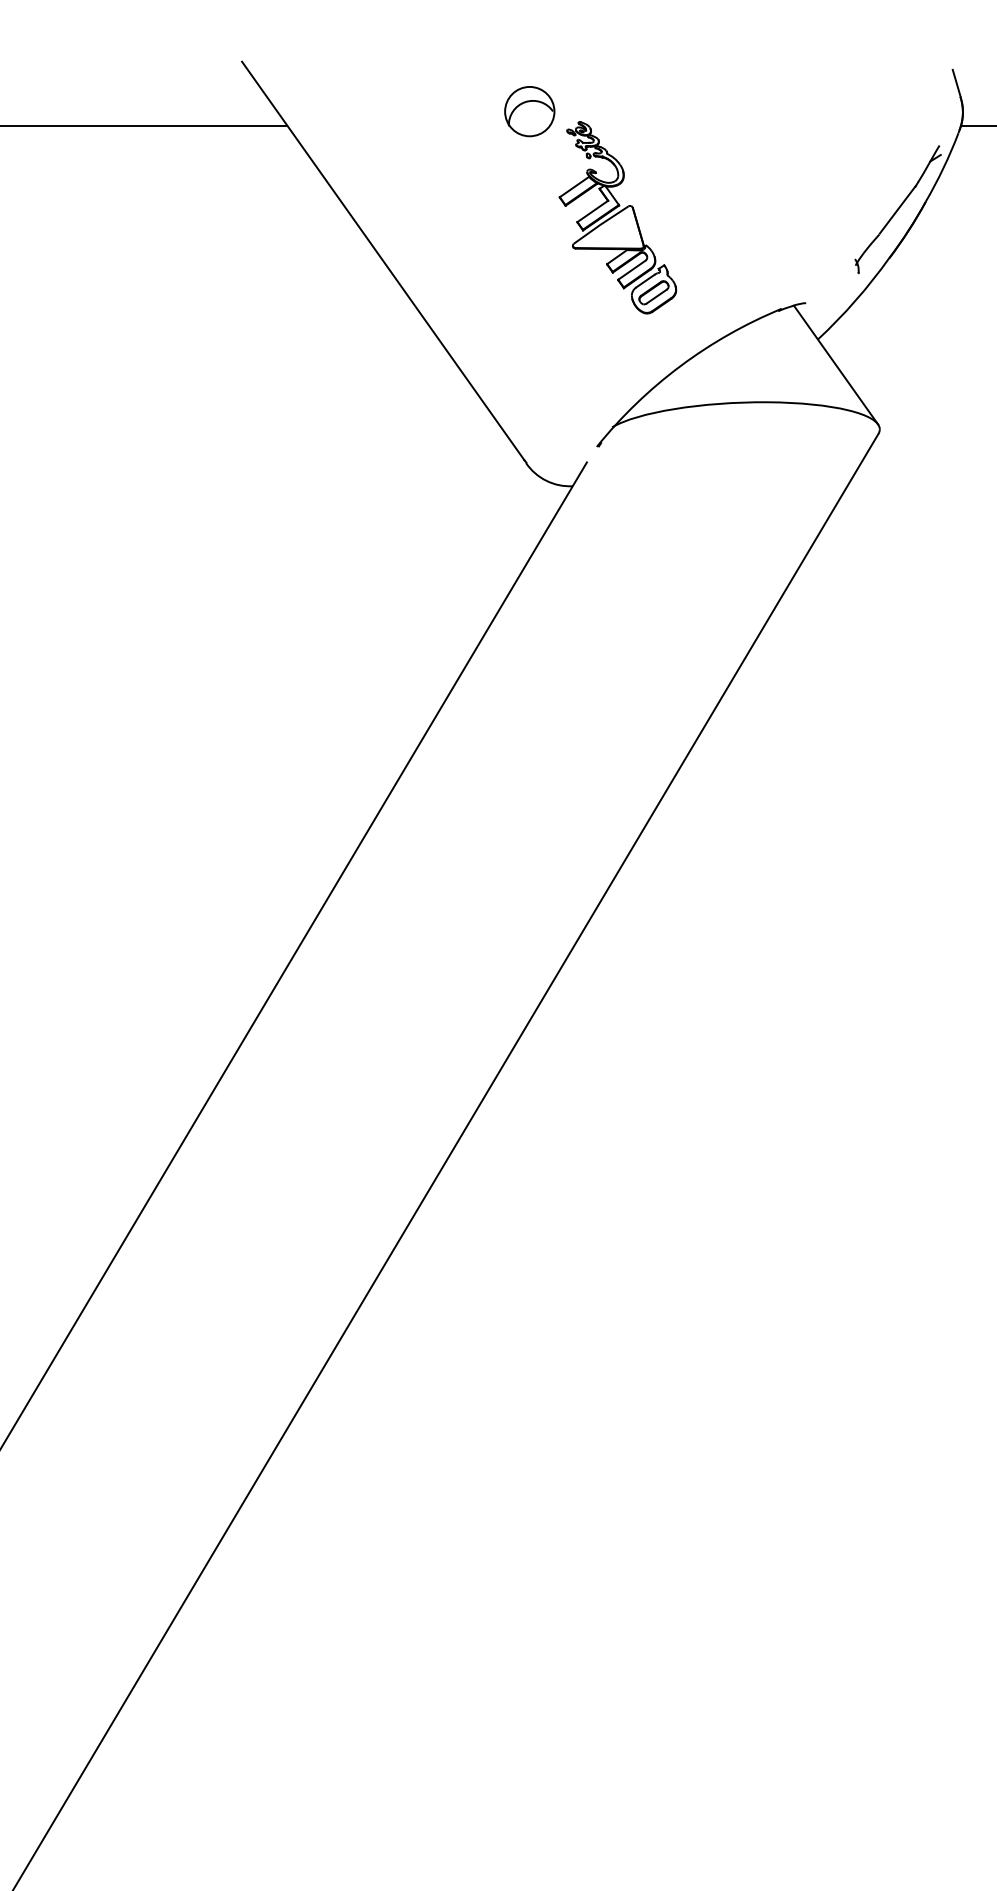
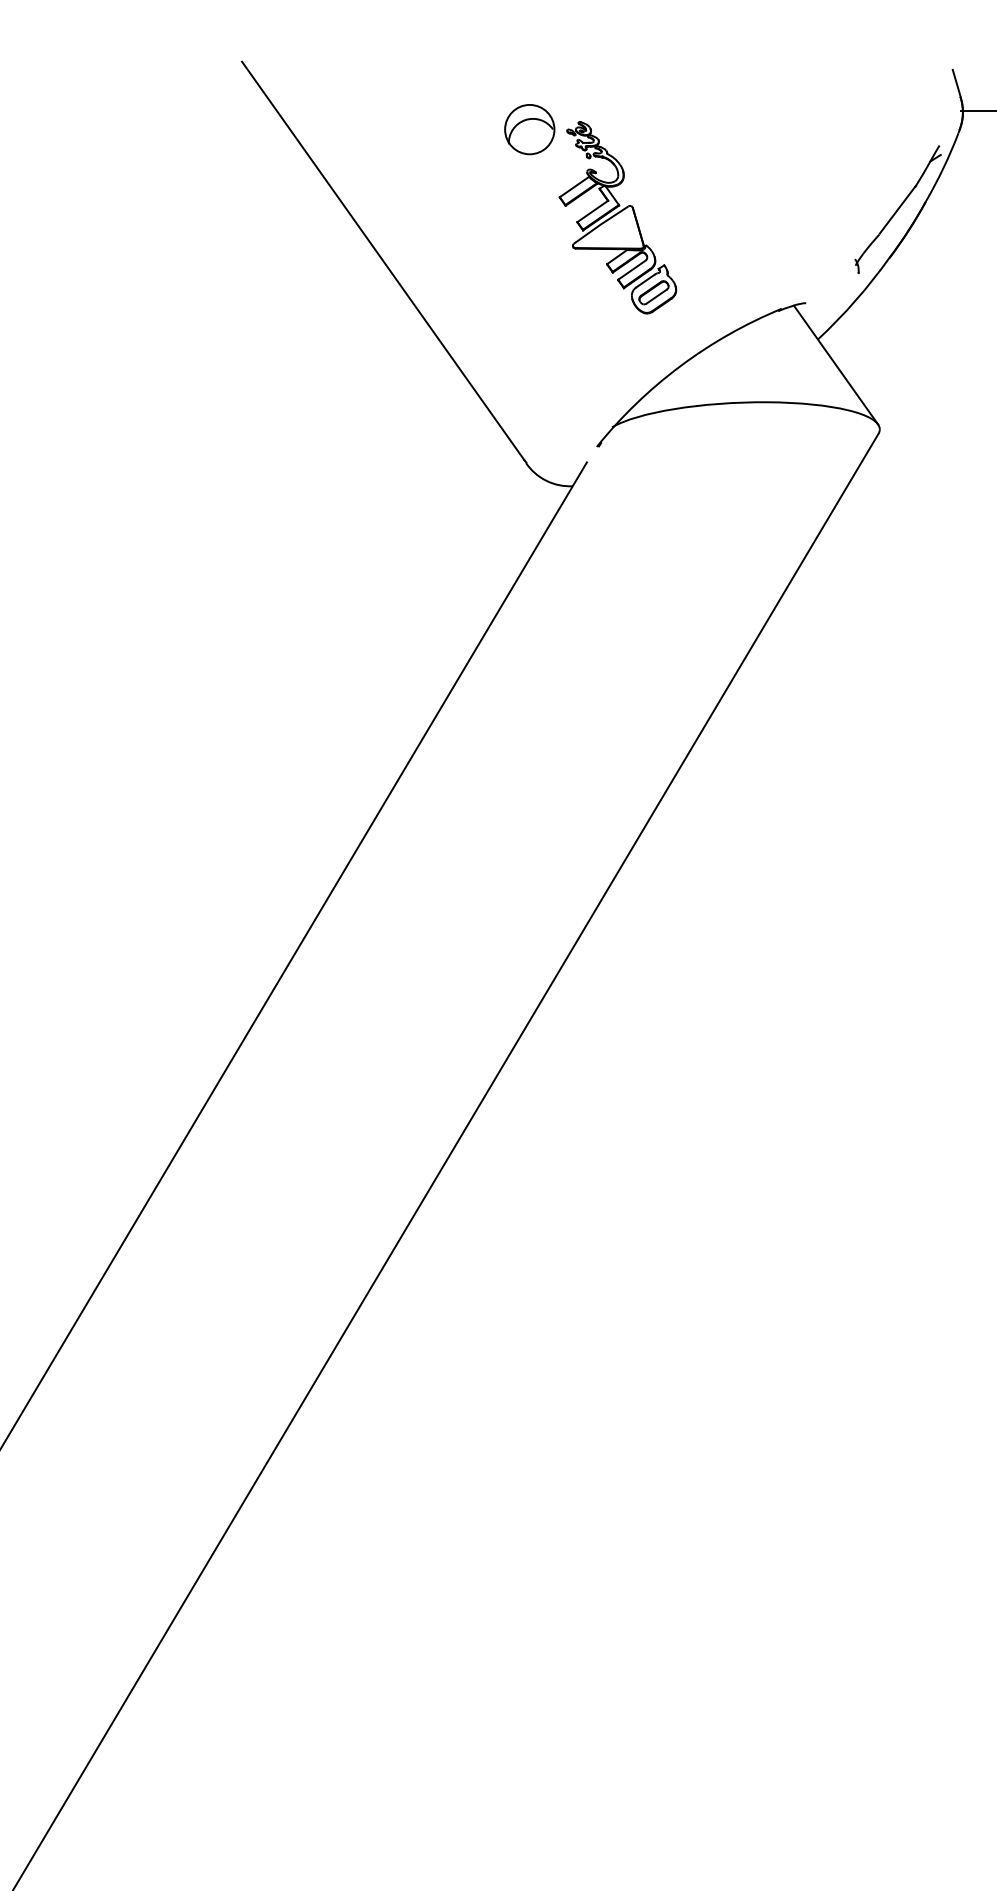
part position: (529, 111) -> (529, 129) (529, 129)
line: present -> none (144, 125)
line position: (976, 125) -> (976, 110) (976, 110)
